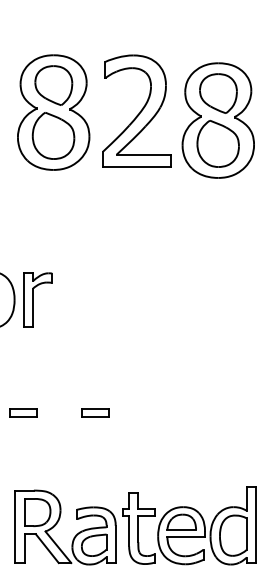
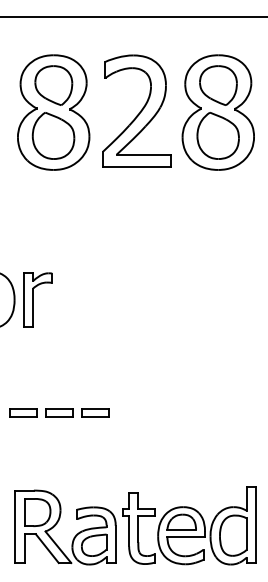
line: none -> present (133, 17)
part position: (217, 120) -> (217, 112) (217, 112)
part: none -> present (59, 412)
